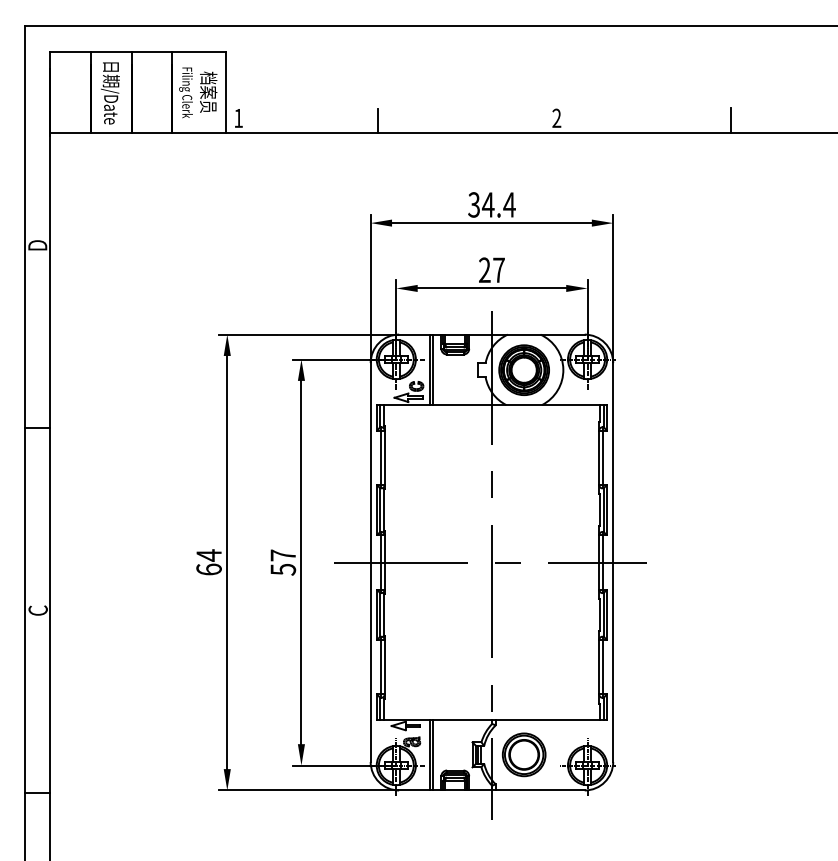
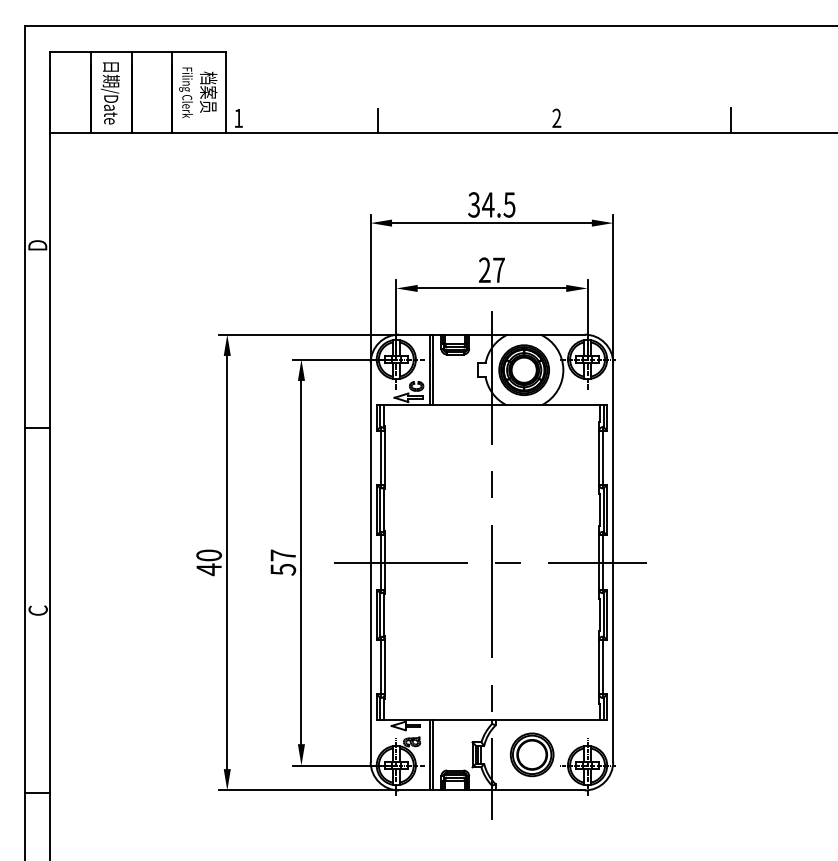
text: 34.4 -> 34.5 (509, 204)
text: 64 -> 40 (208, 562)
part position: (523, 754) -> (531, 754) (531, 754)
